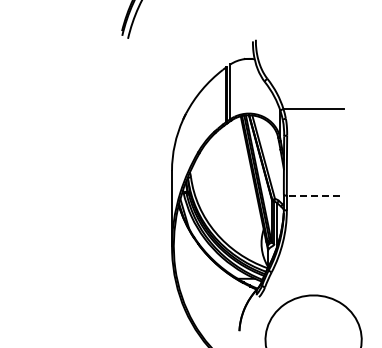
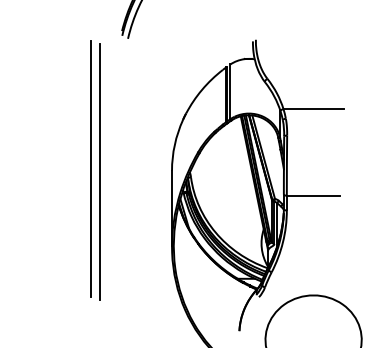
line: none -> present (91, 168)
line: none -> present (100, 172)
line: dashed -> solid (313, 195)
